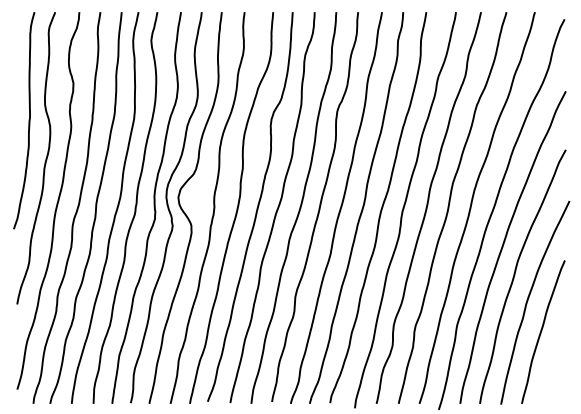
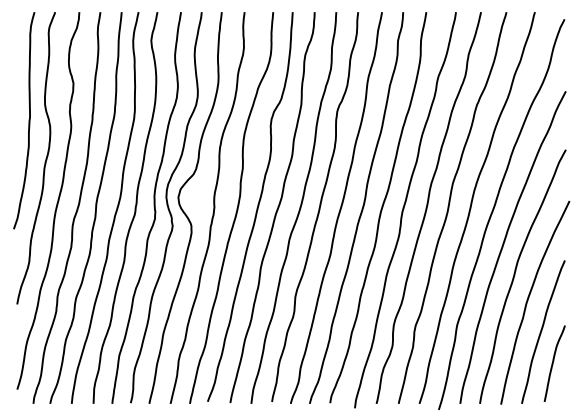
curve: none -> present (553, 363)
